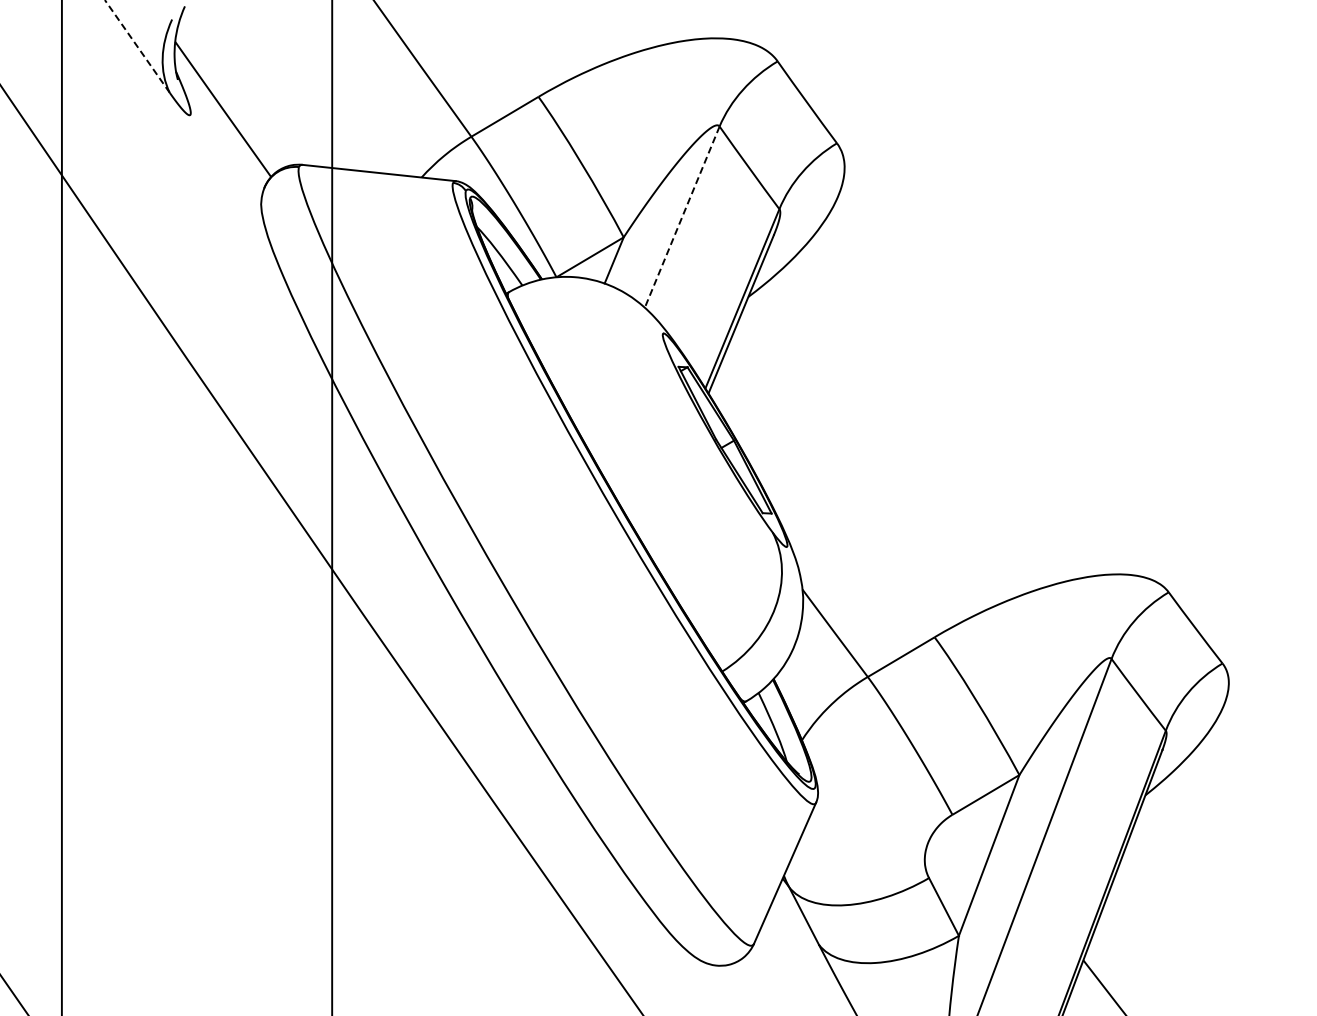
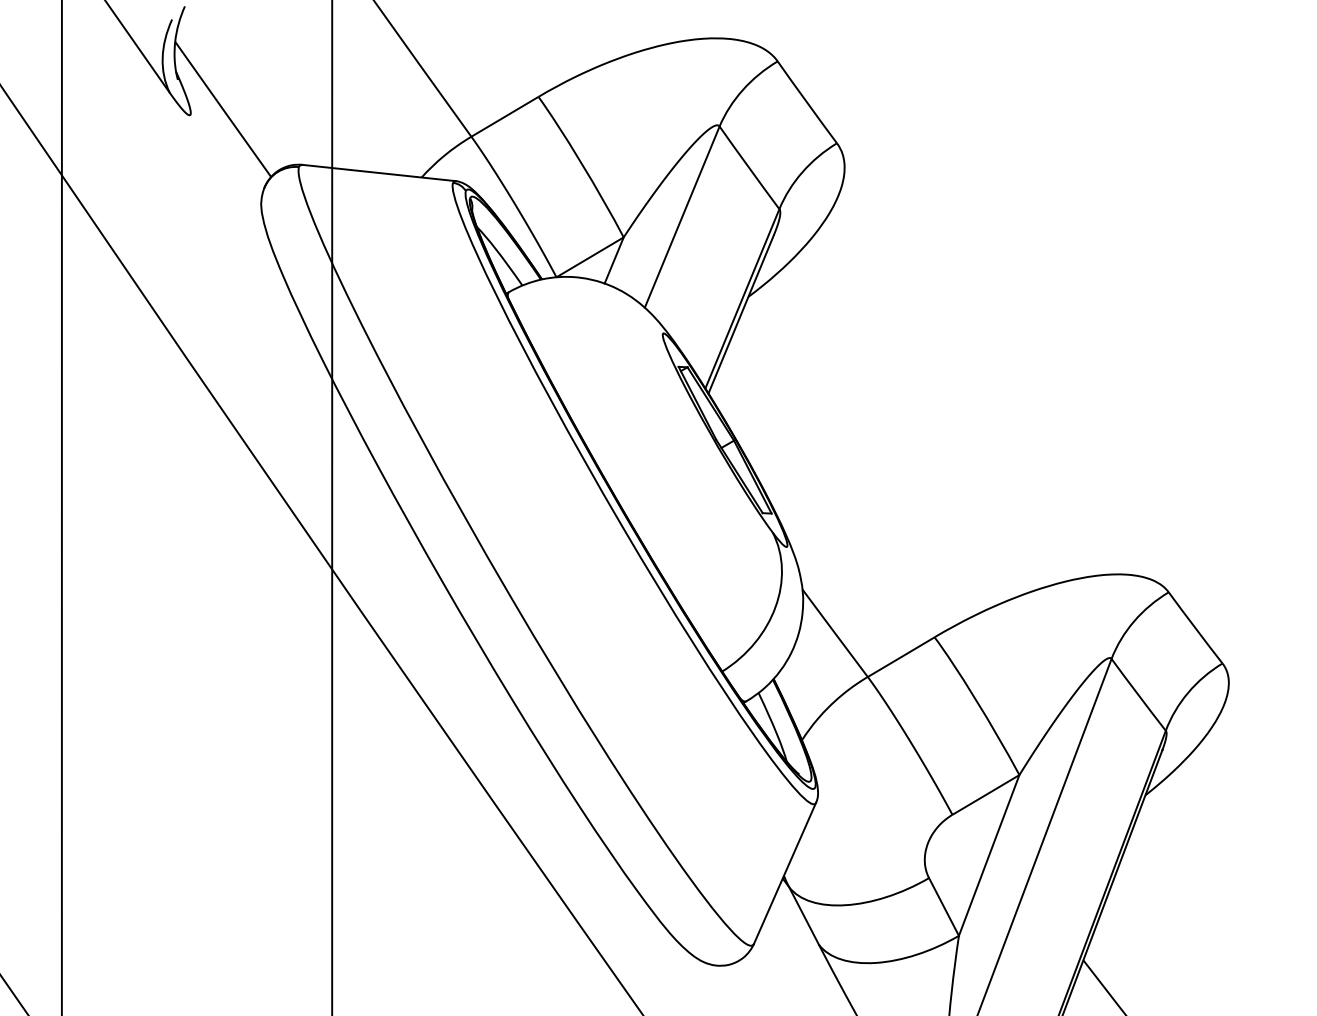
line: dashed -> solid (137, 46)
line: dashed -> solid (682, 217)
